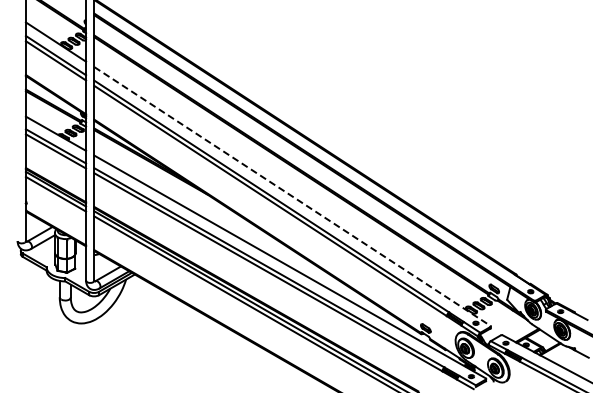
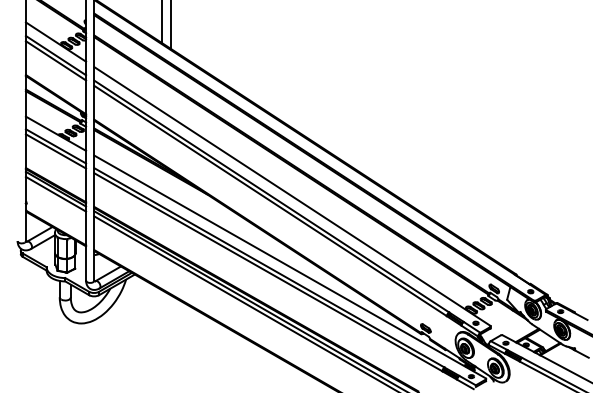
line: none -> present (162, 22)
line: none -> present (170, 25)
line: dashed -> solid (292, 196)
